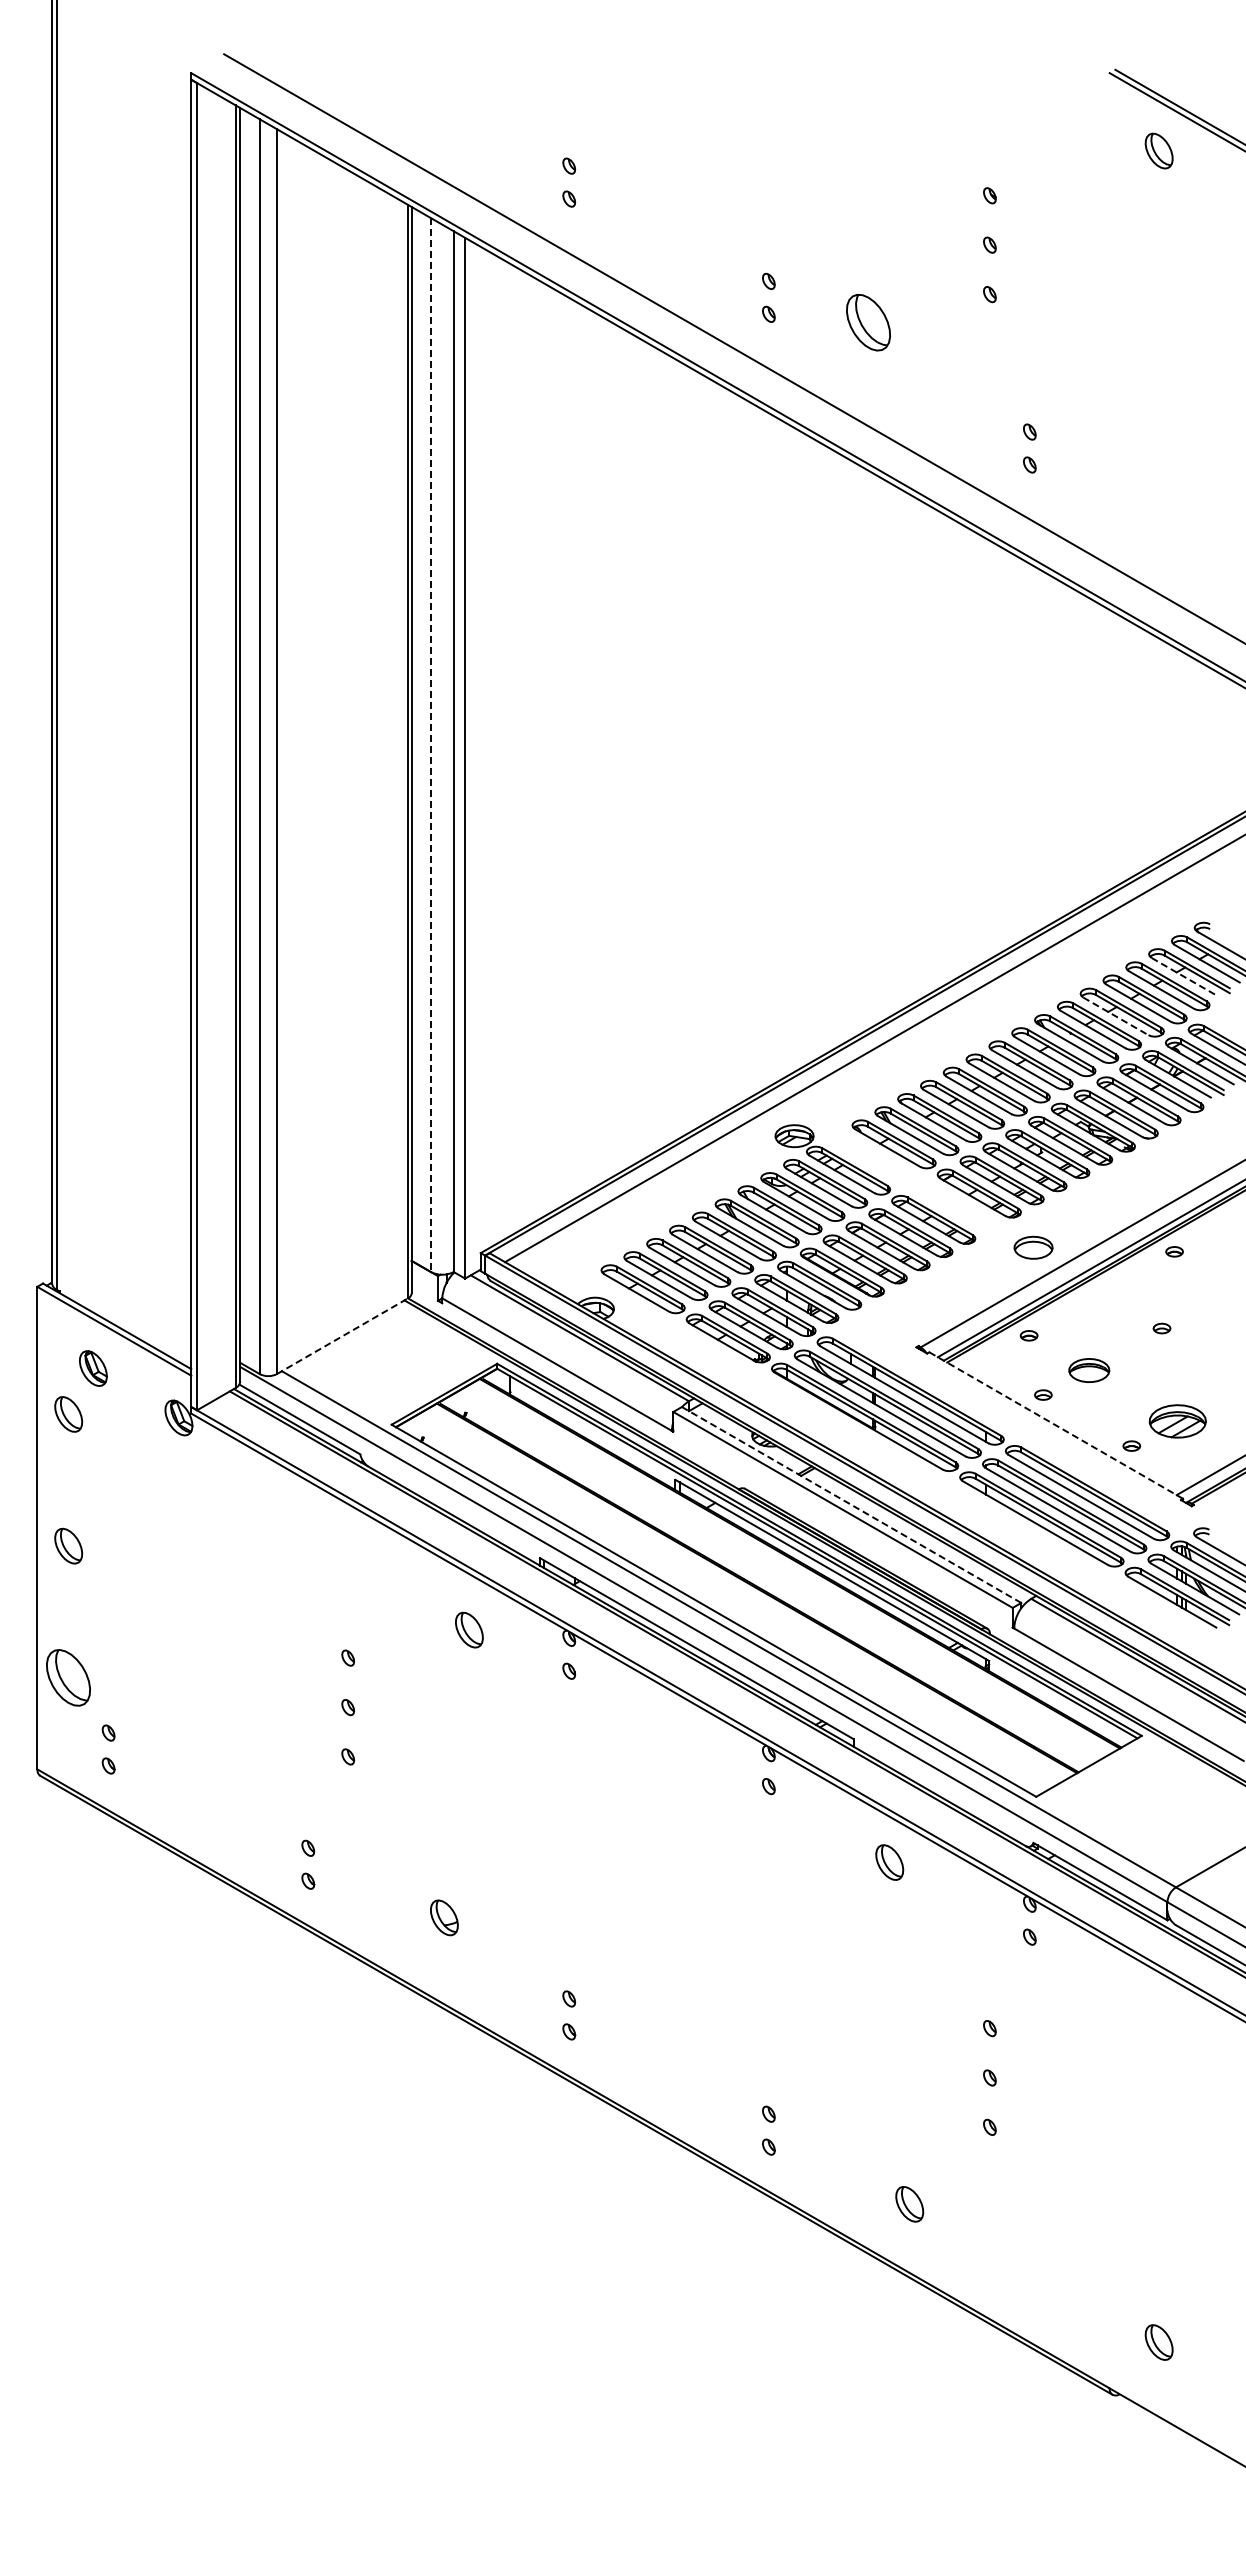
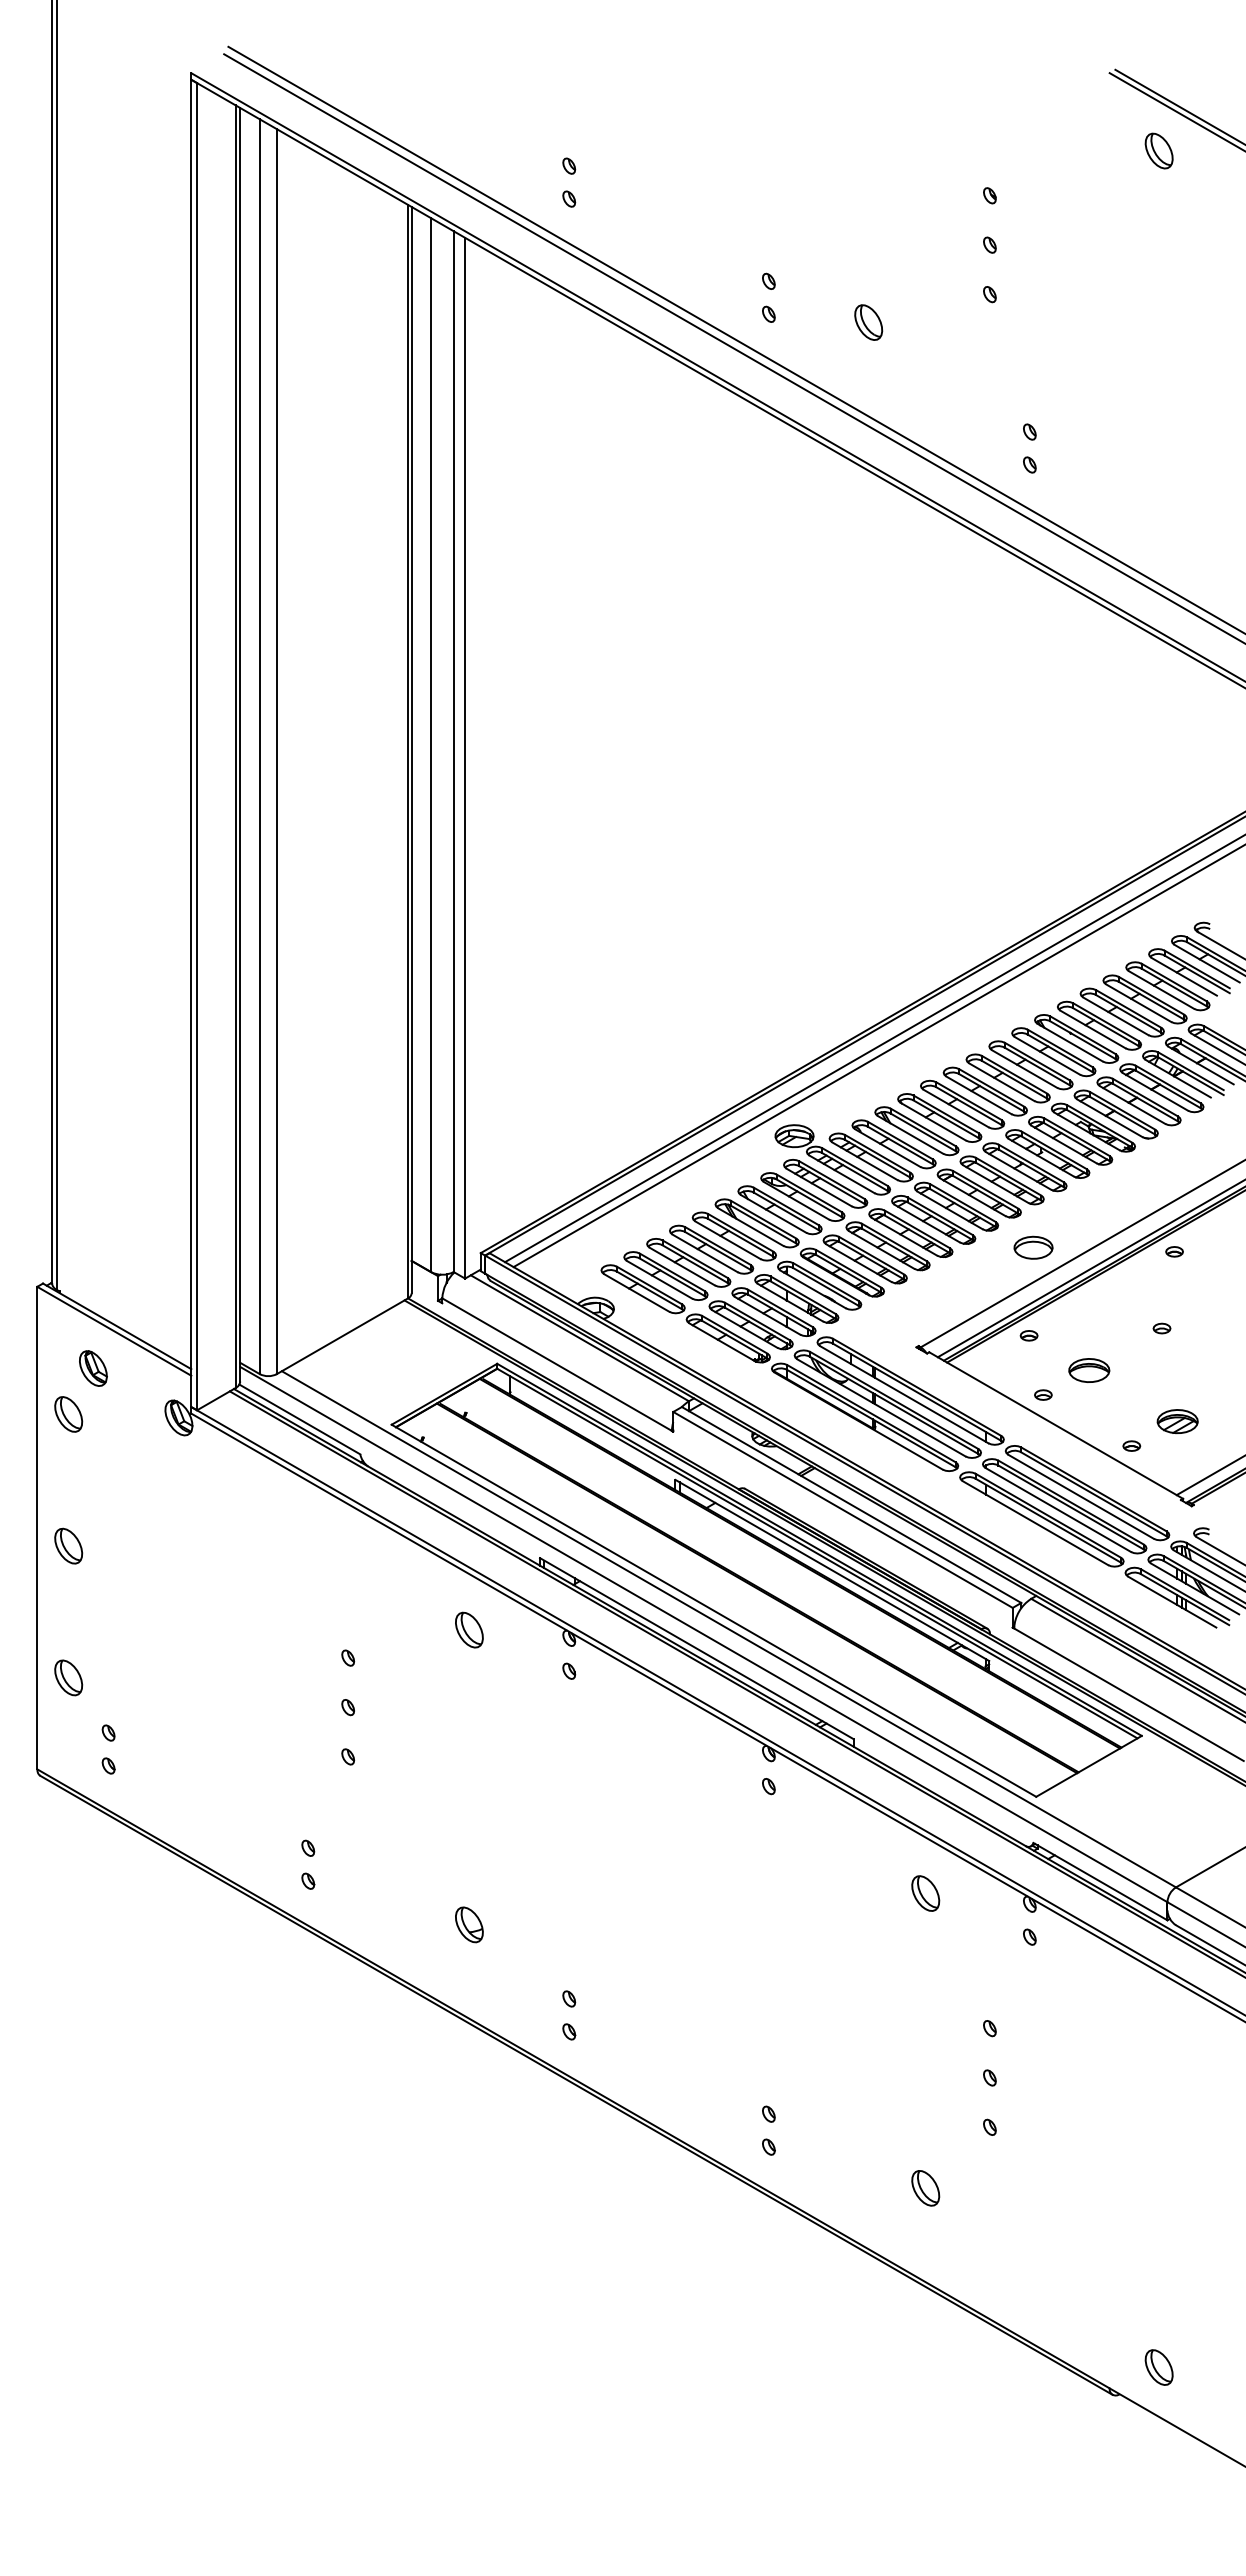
part size: 45x59 px -> 30x37 px (868, 322)
line: none -> present (735, 339)
line: dashed -> solid (430, 745)
line: dashed -> solid (1184, 976)
line: dashed -> solid (1115, 1016)
line: none -> present (877, 1056)
part: none -> present (913, 1181)
line: dashed -> solid (342, 1336)
part size: 59x35 px -> 43x26 px (1177, 1421)
line: dashed -> solid (1056, 1425)
line: dashed -> solid (851, 1505)
part size: 45x58 px -> 30x38 px (68, 1677)
part position: (889, 1862) -> (925, 1893) (925, 1893)
part position: (444, 1917) -> (469, 1924) (469, 1924)
part position: (909, 2204) -> (925, 2188) (925, 2188)
part position: (1158, 2342) -> (1158, 2367) (1158, 2367)
